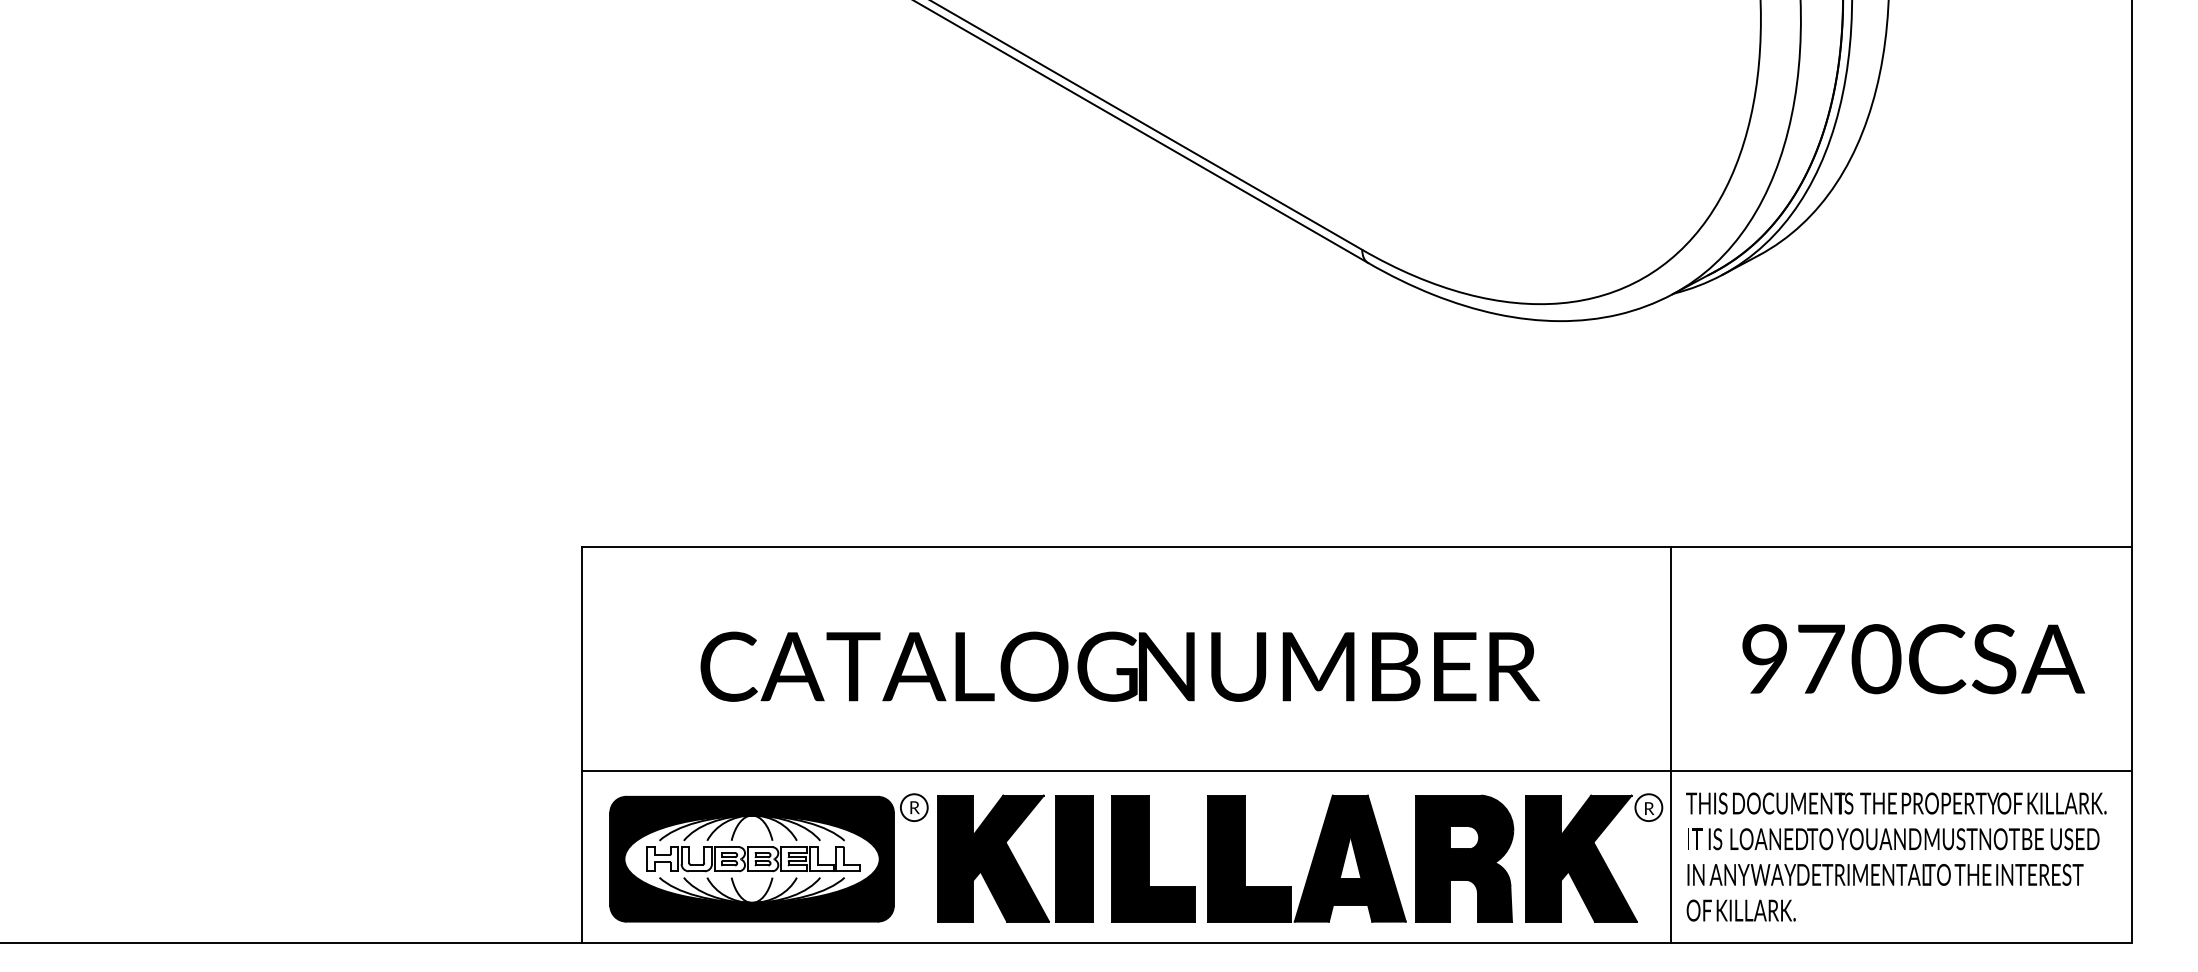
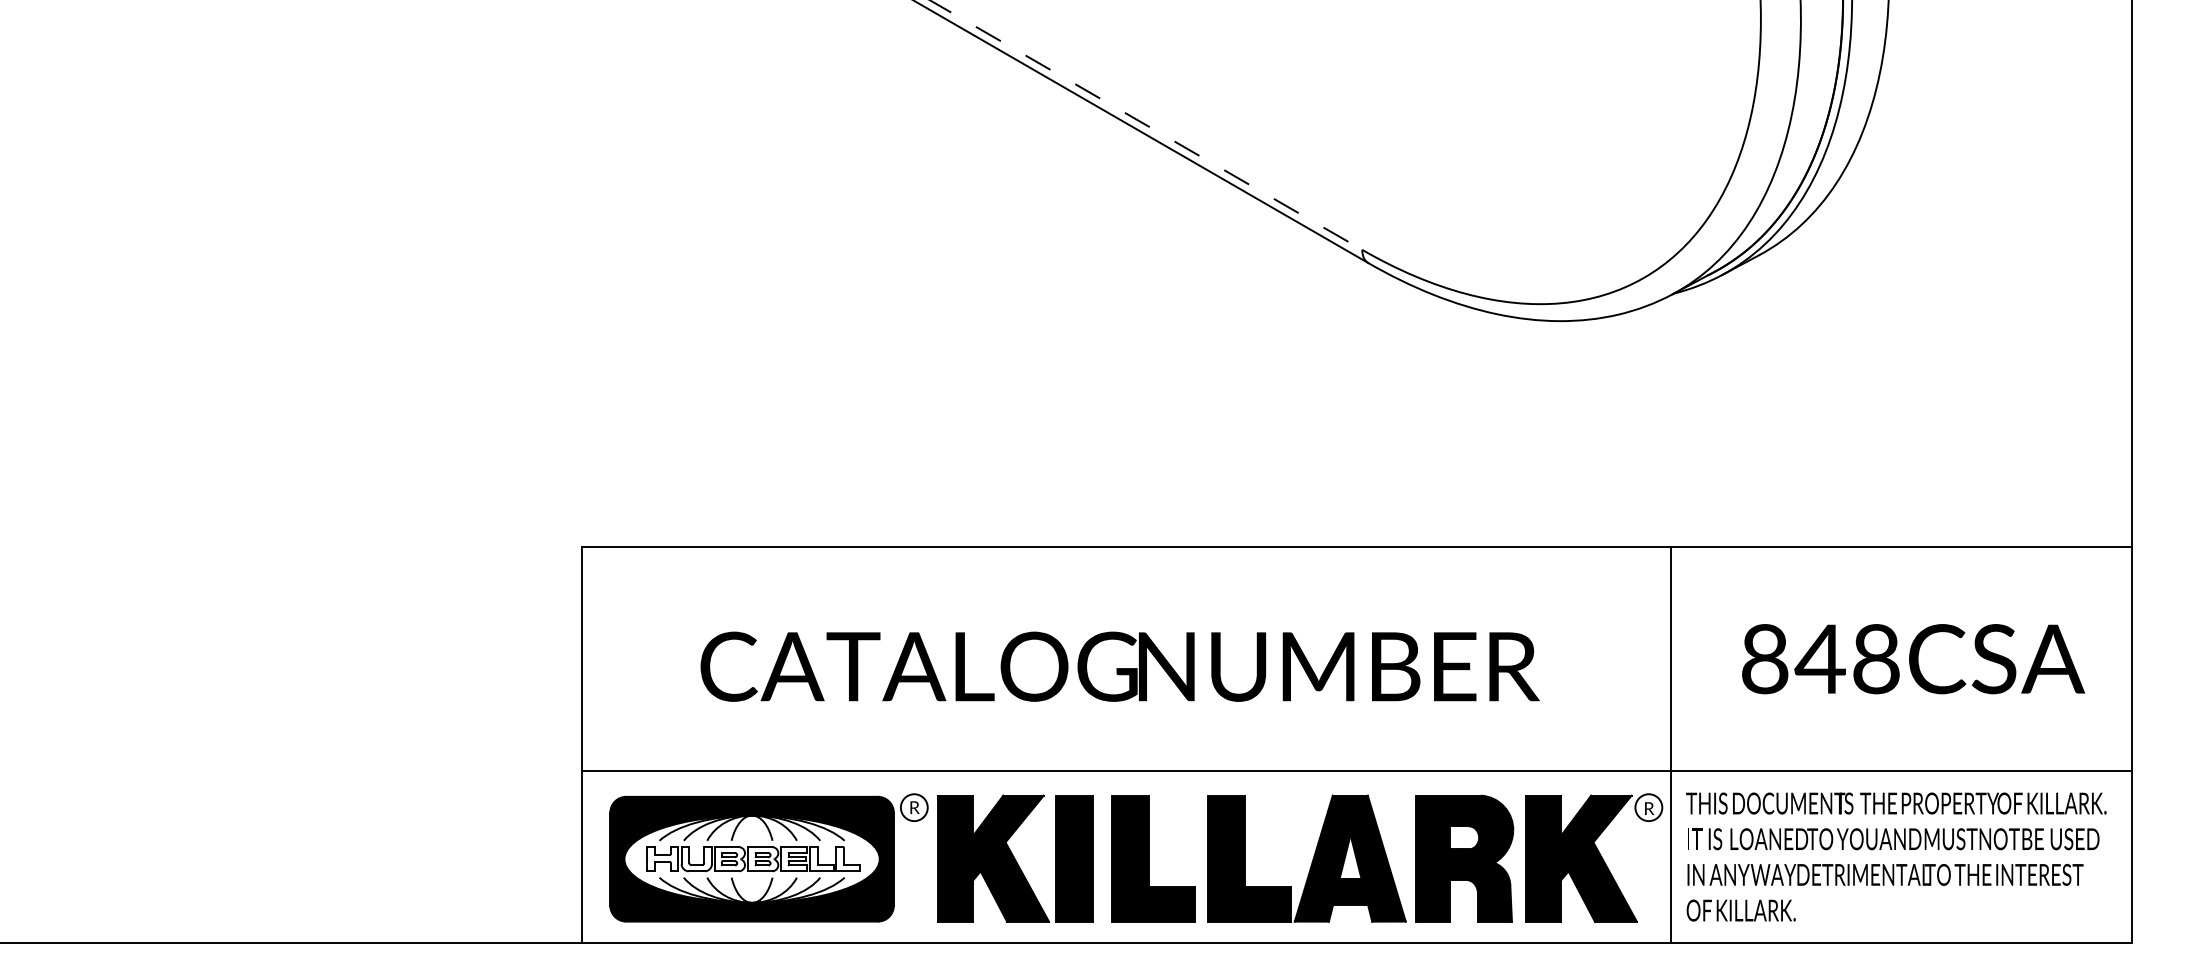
line: solid -> dashed (1146, 125)
text: 970CSA -> 848CSA (1821, 659)
